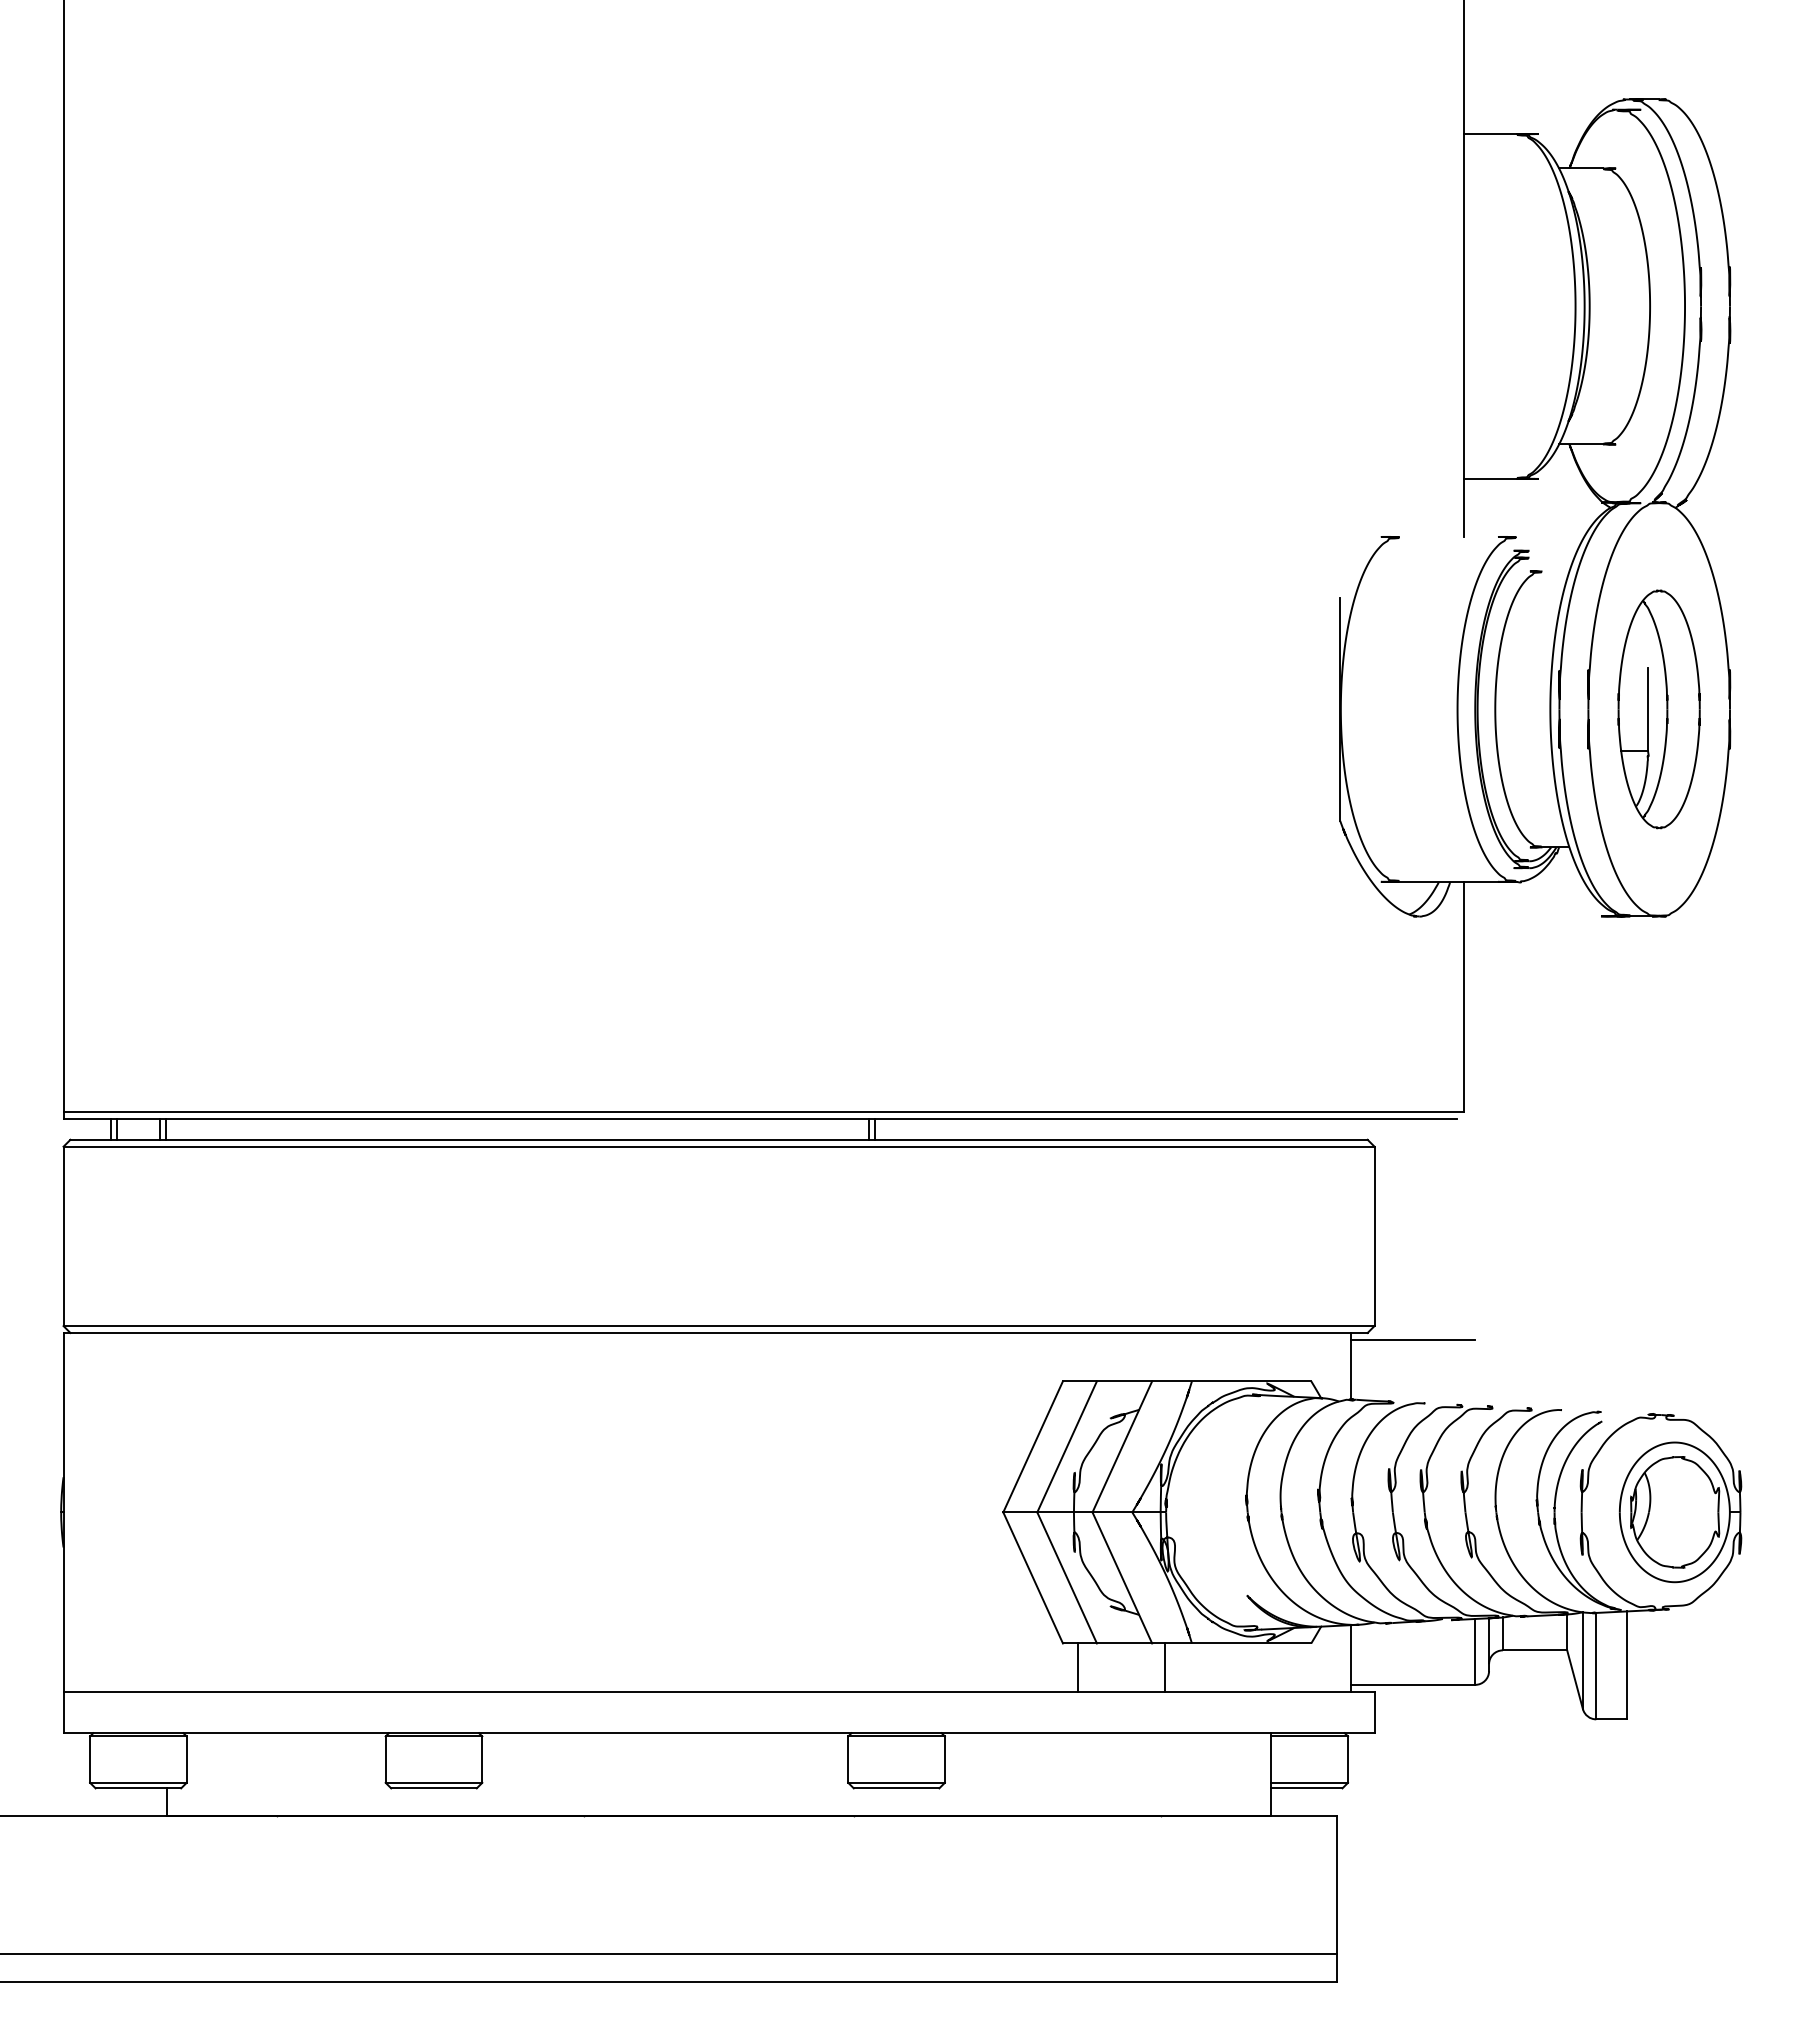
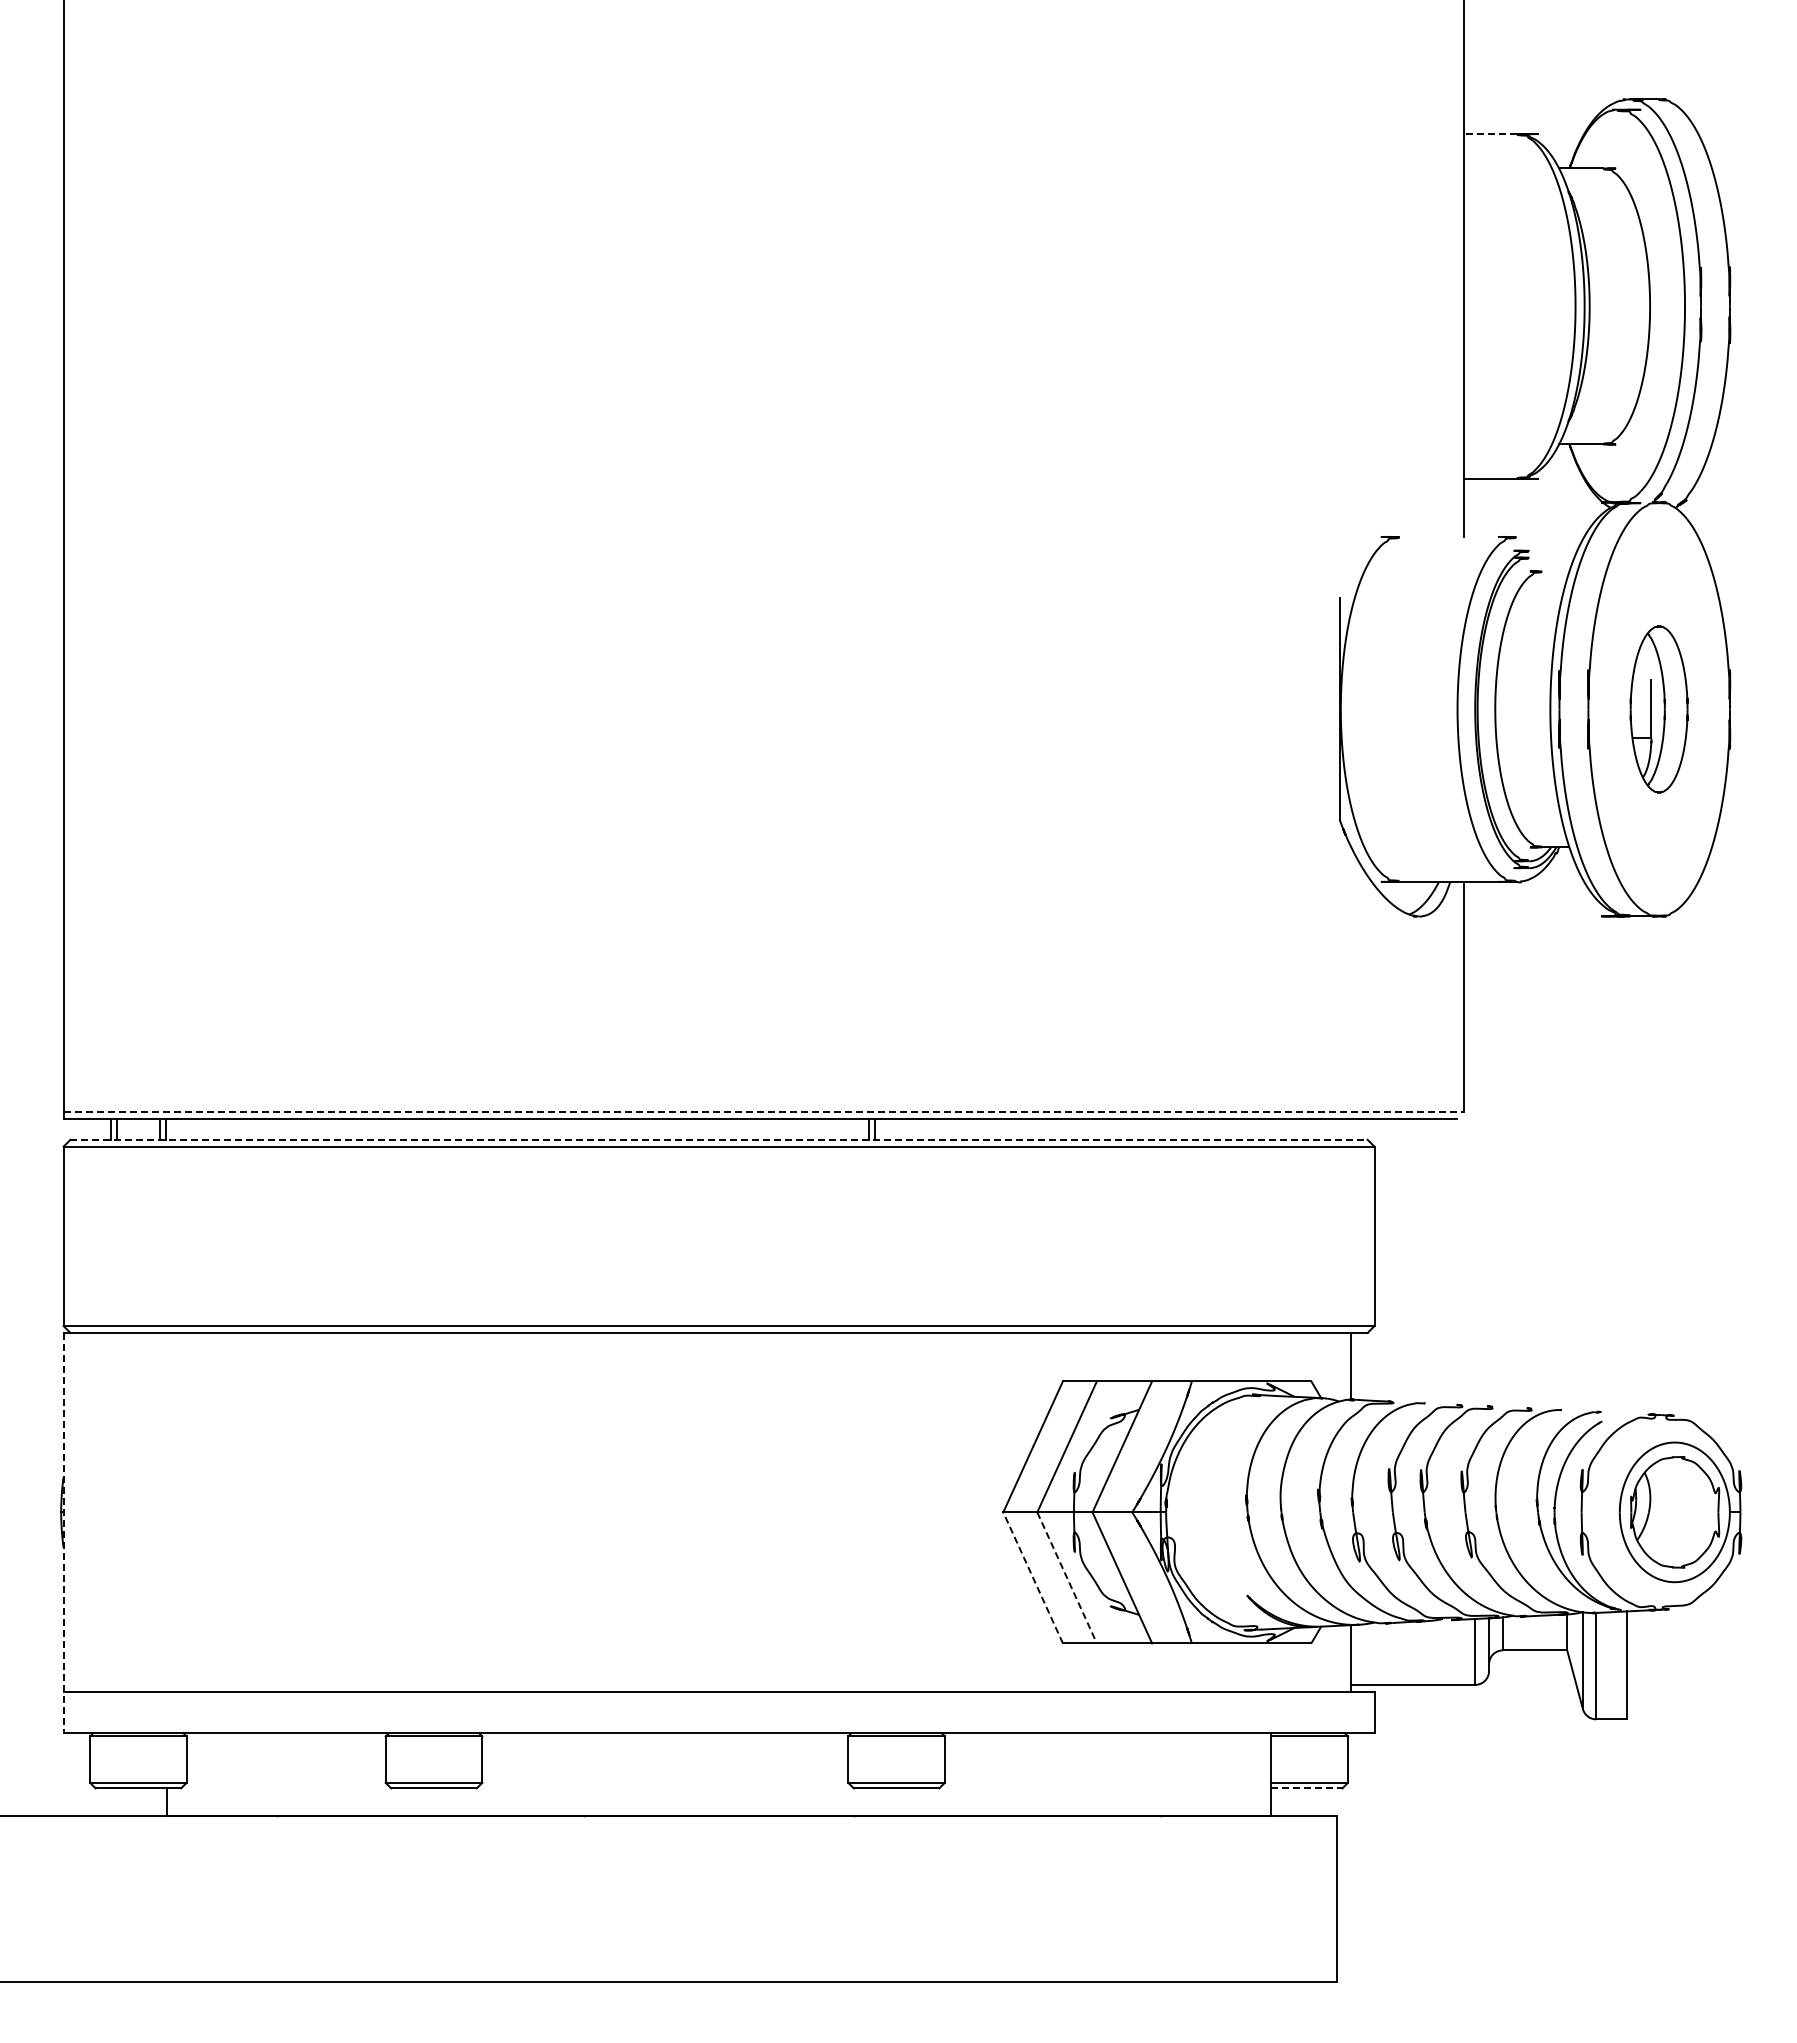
line: solid -> dashed (1489, 134)
part size: 84x241 px -> 60x169 px (1658, 709)
line: solid -> dashed (764, 1112)
line: solid -> dashed (719, 1139)
line: present -> none (1413, 1339)
line: solid -> dashed (63, 1533)
line: solid -> dashed (1032, 1577)
line: solid -> dashed (1067, 1578)
line: present -> none (1077, 1667)
line: present -> none (1164, 1667)
line: solid -> dashed (1306, 1788)
line: present -> none (669, 1954)
